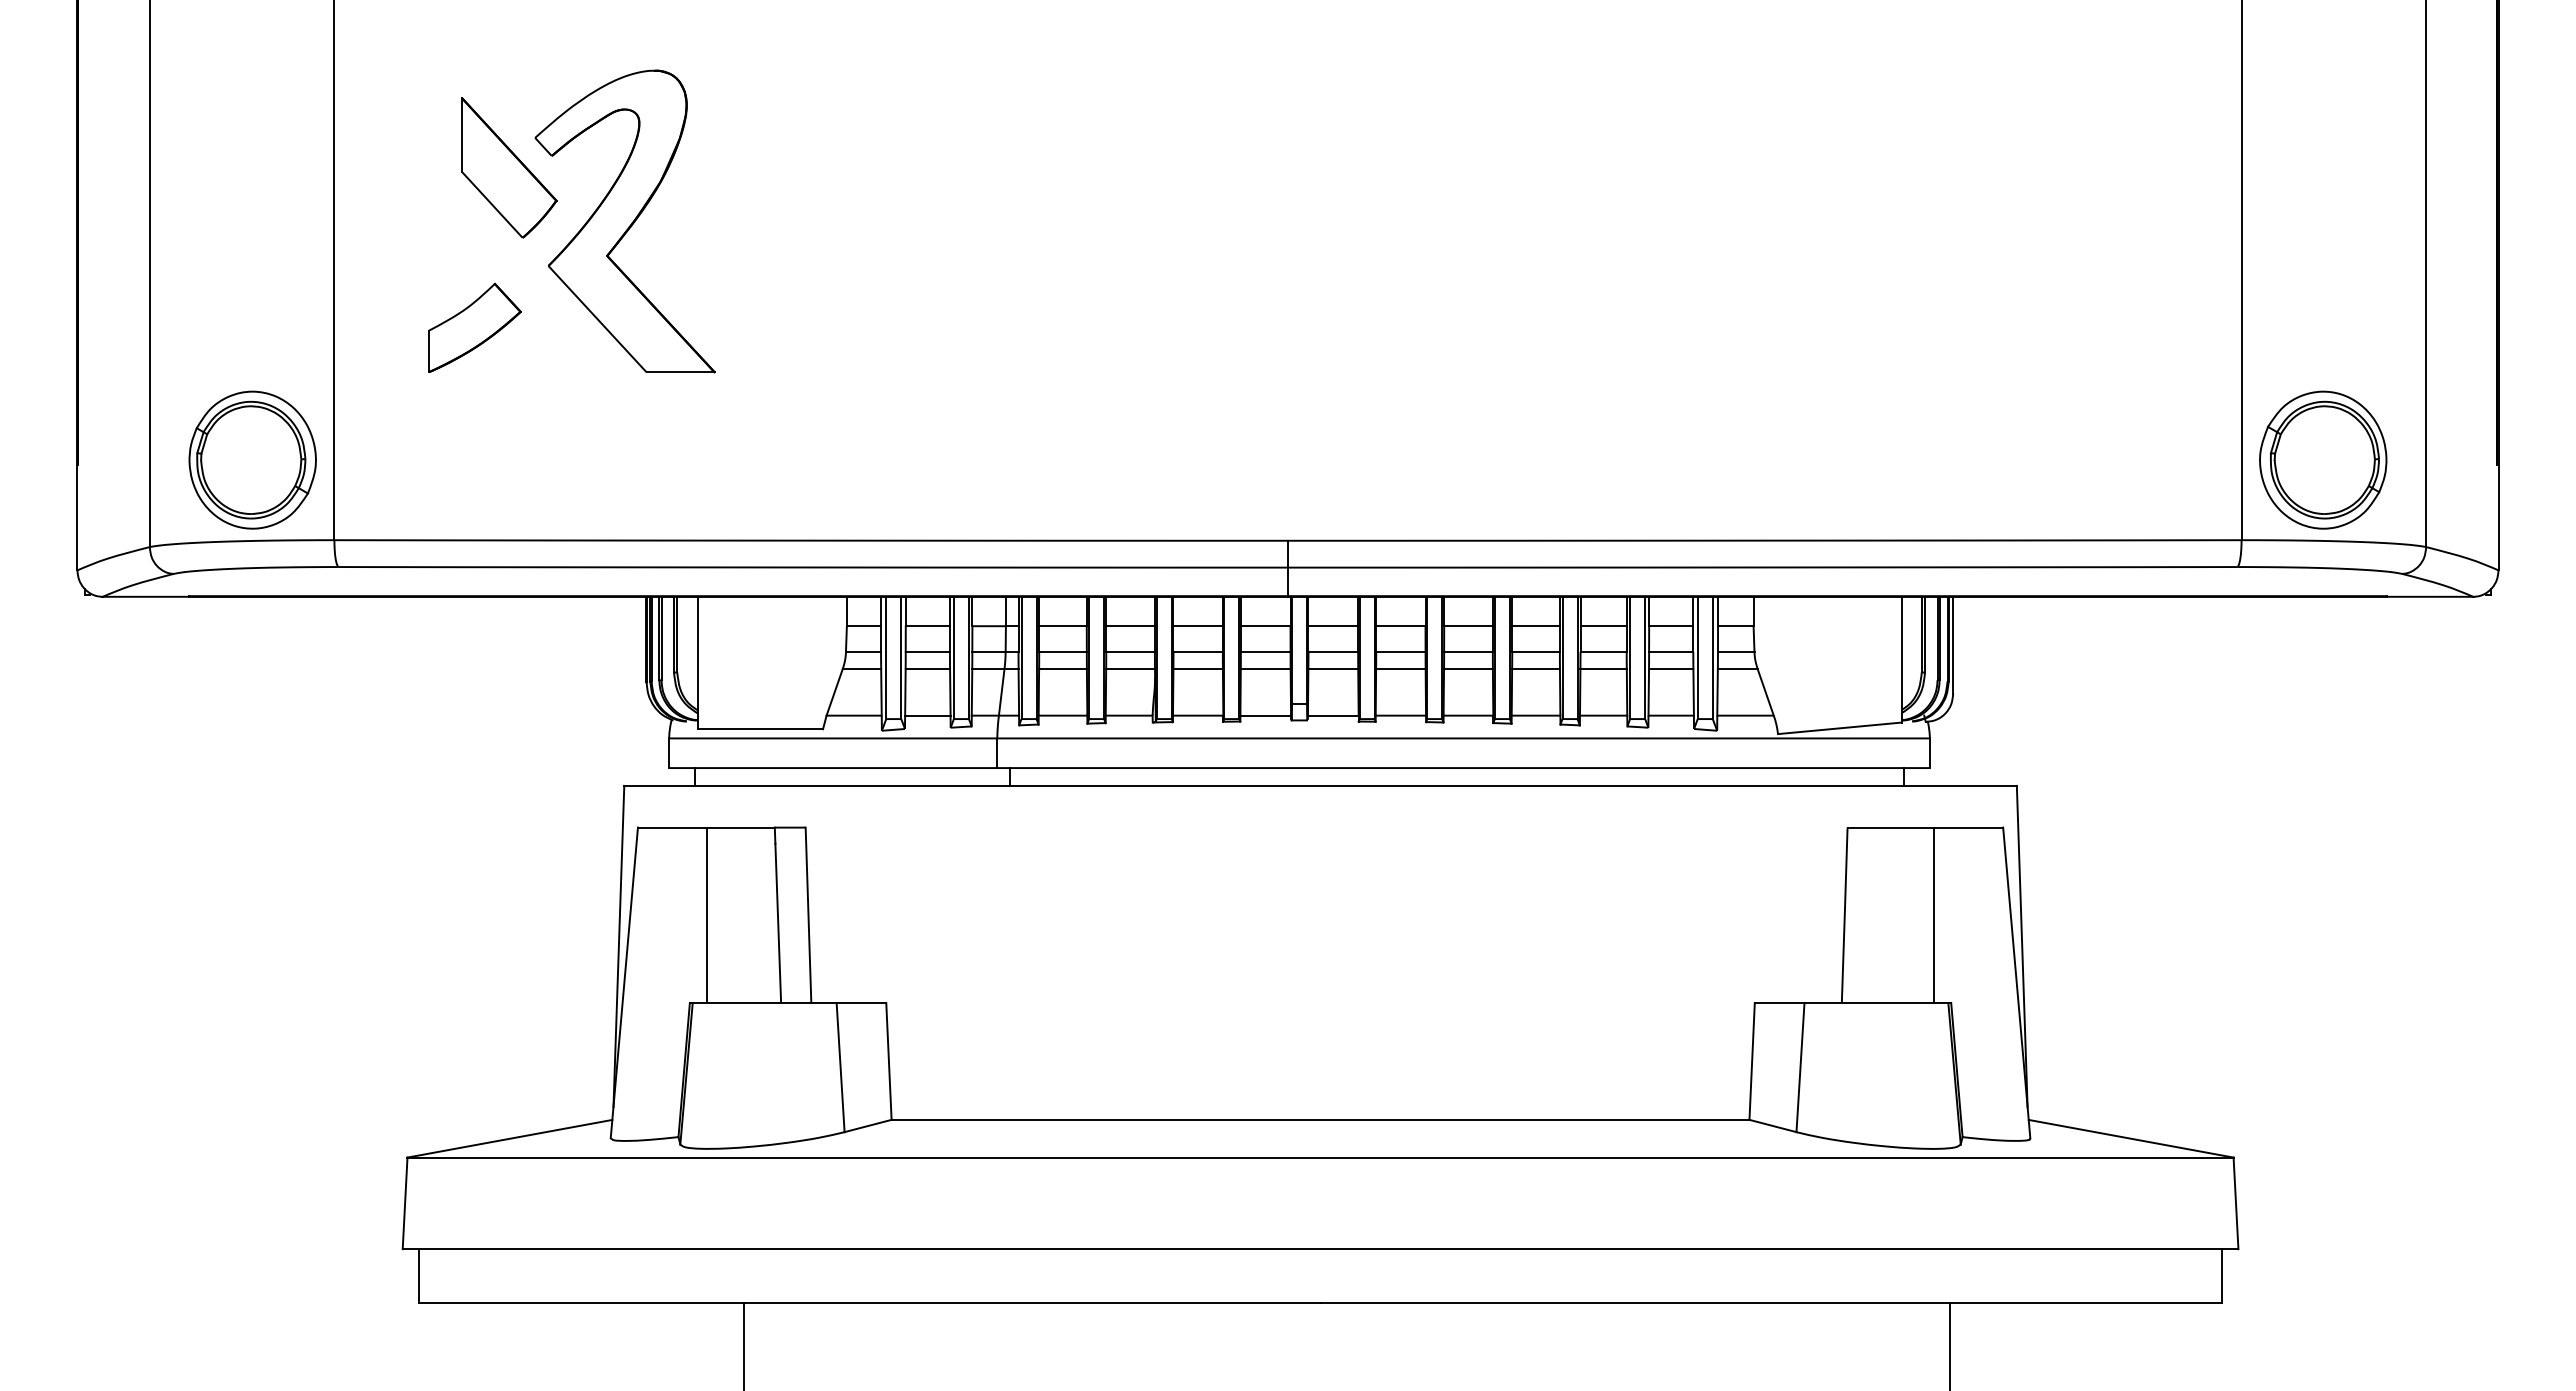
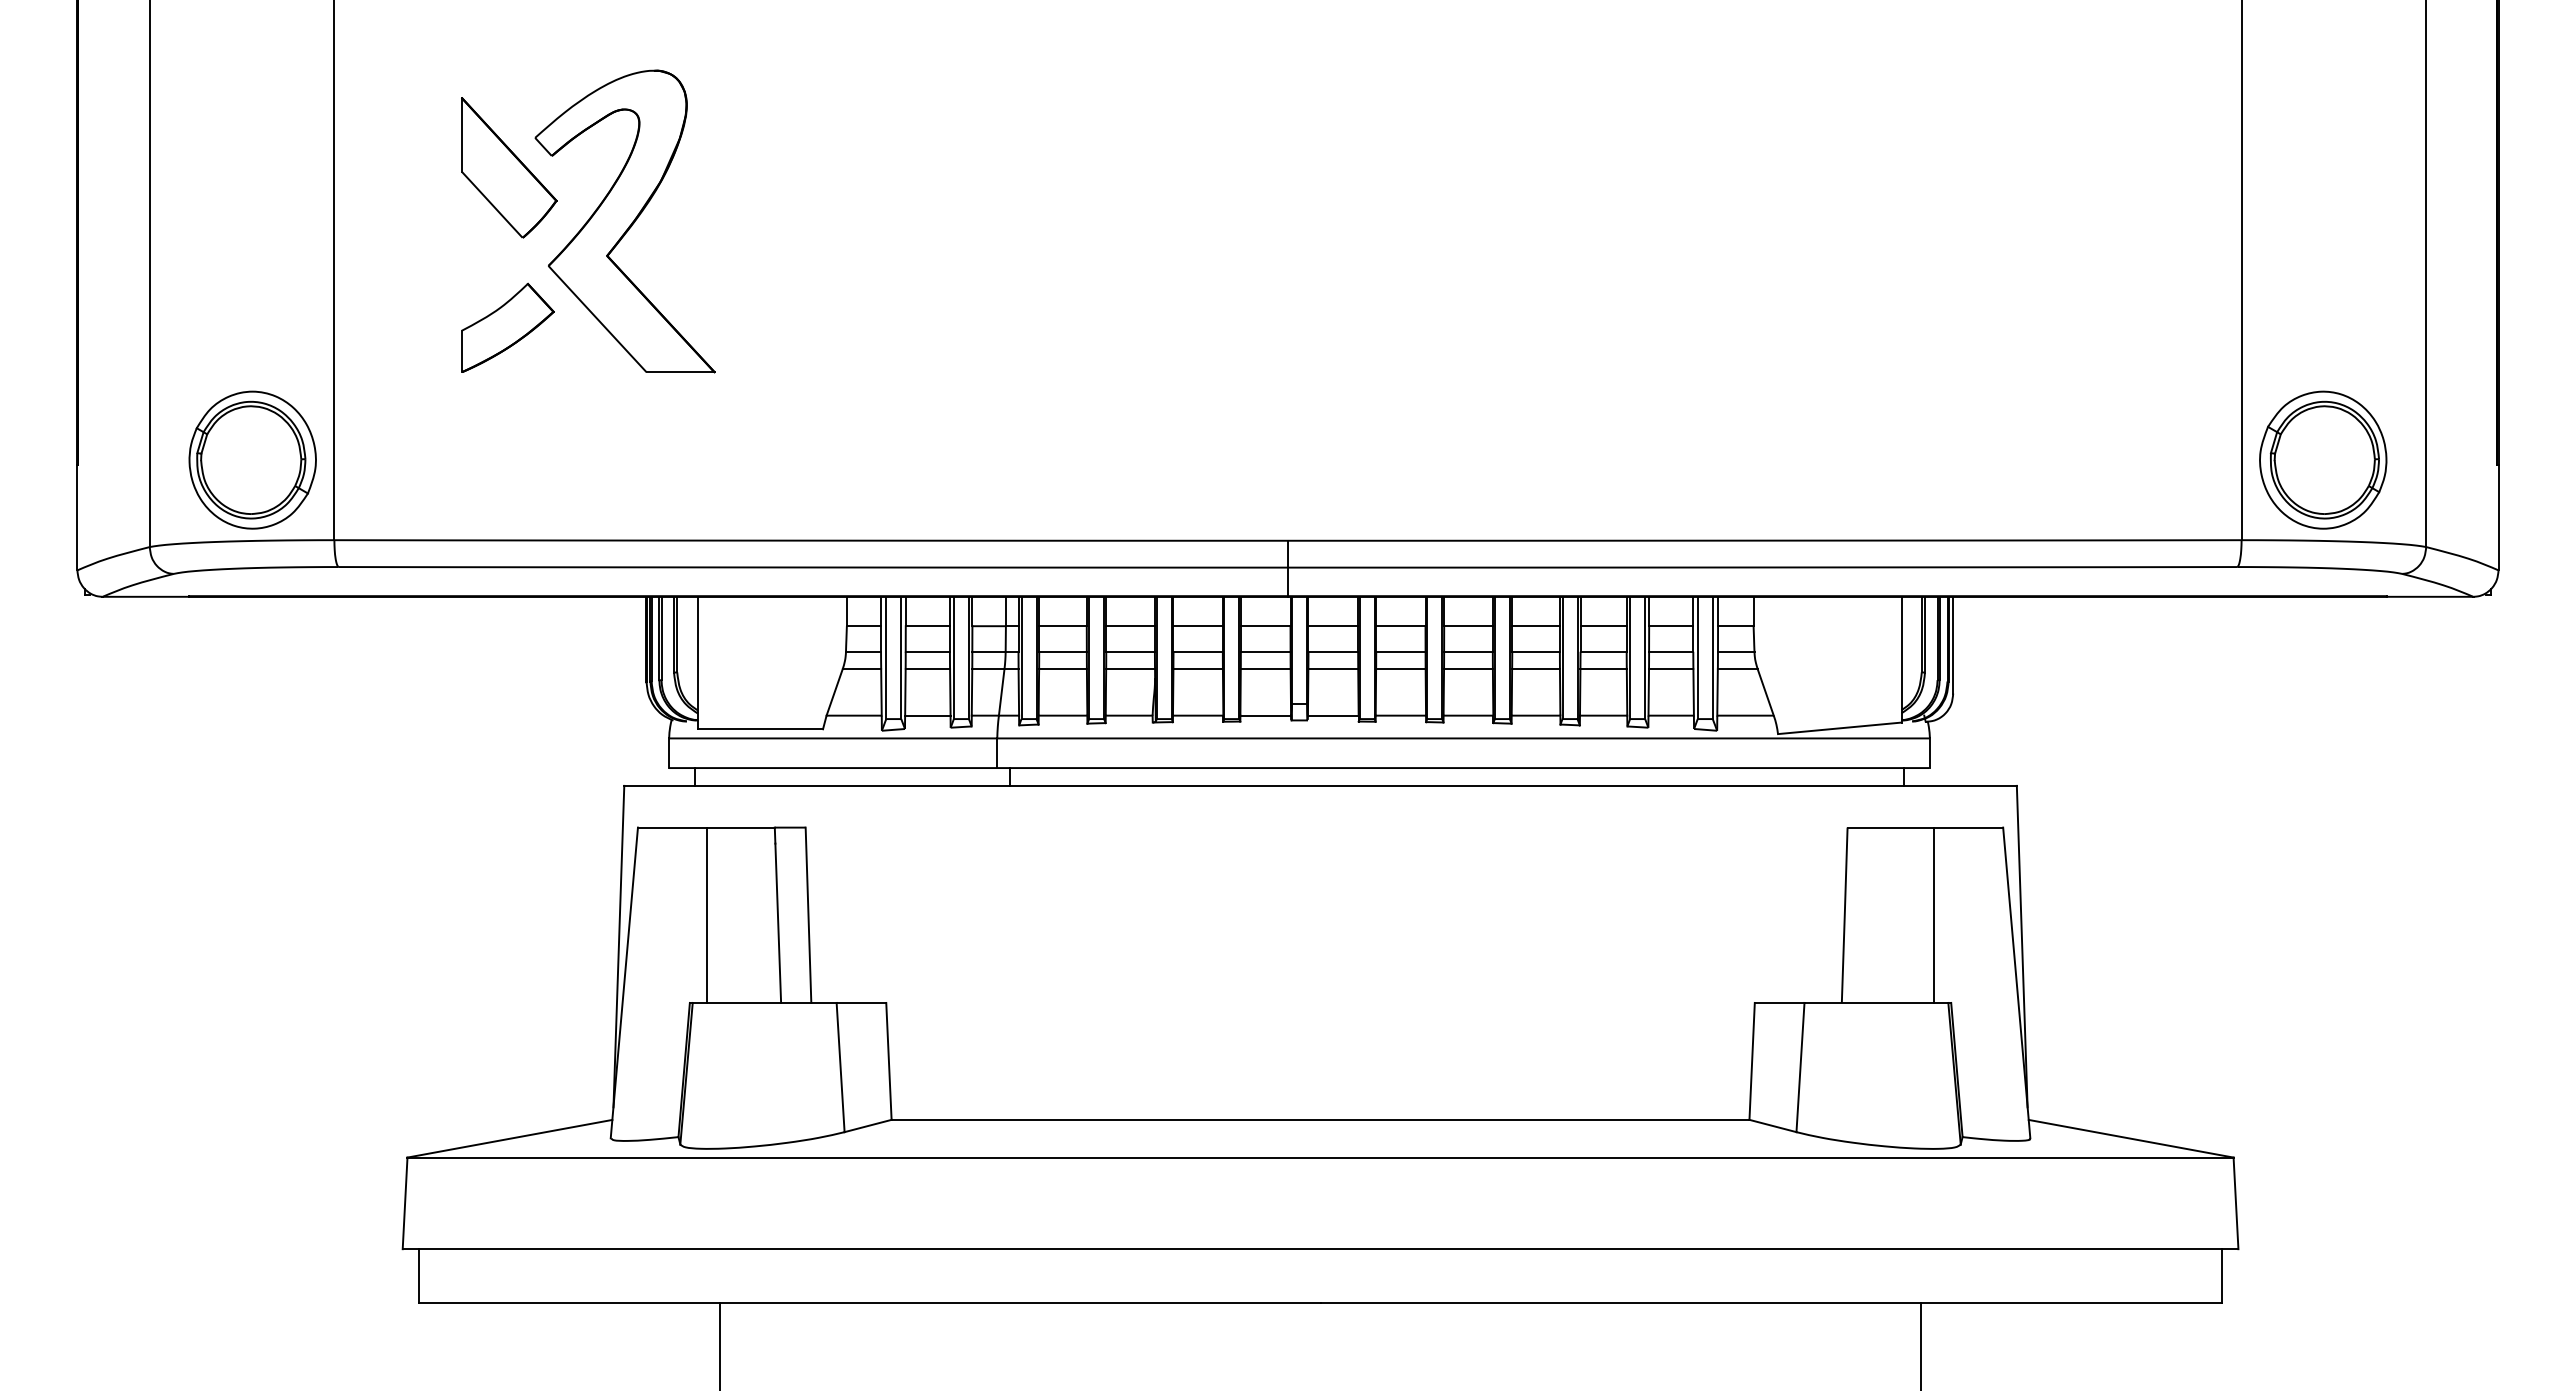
part position: (474, 327) -> (507, 327) (507, 327)
line position: (744, 1345) -> (720, 1345) (720, 1345)
line position: (1949, 1345) -> (1920, 1345) (1920, 1345)
